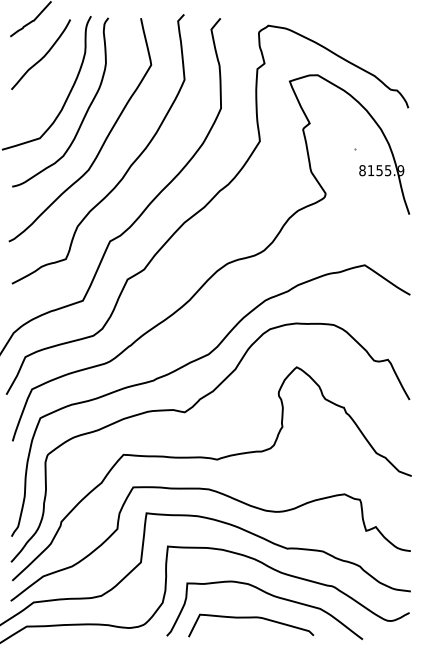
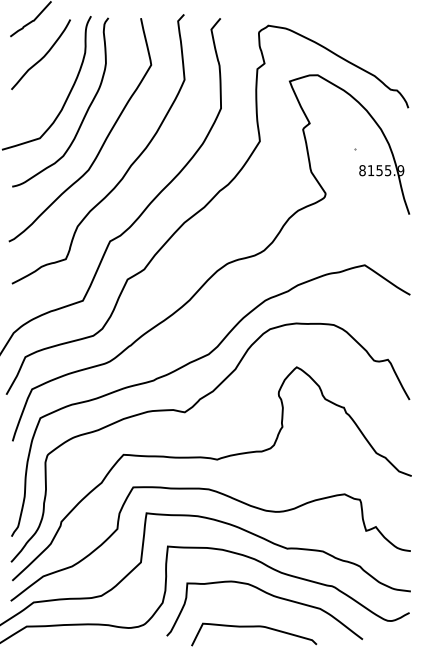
curve position: (251, 618) -> (254, 627) (254, 627)
